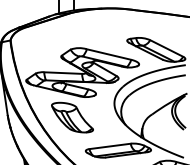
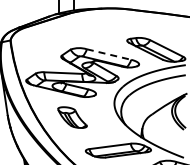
line: solid -> dashed (109, 54)
part size: 43x33 px -> 31x23 px (72, 117)
